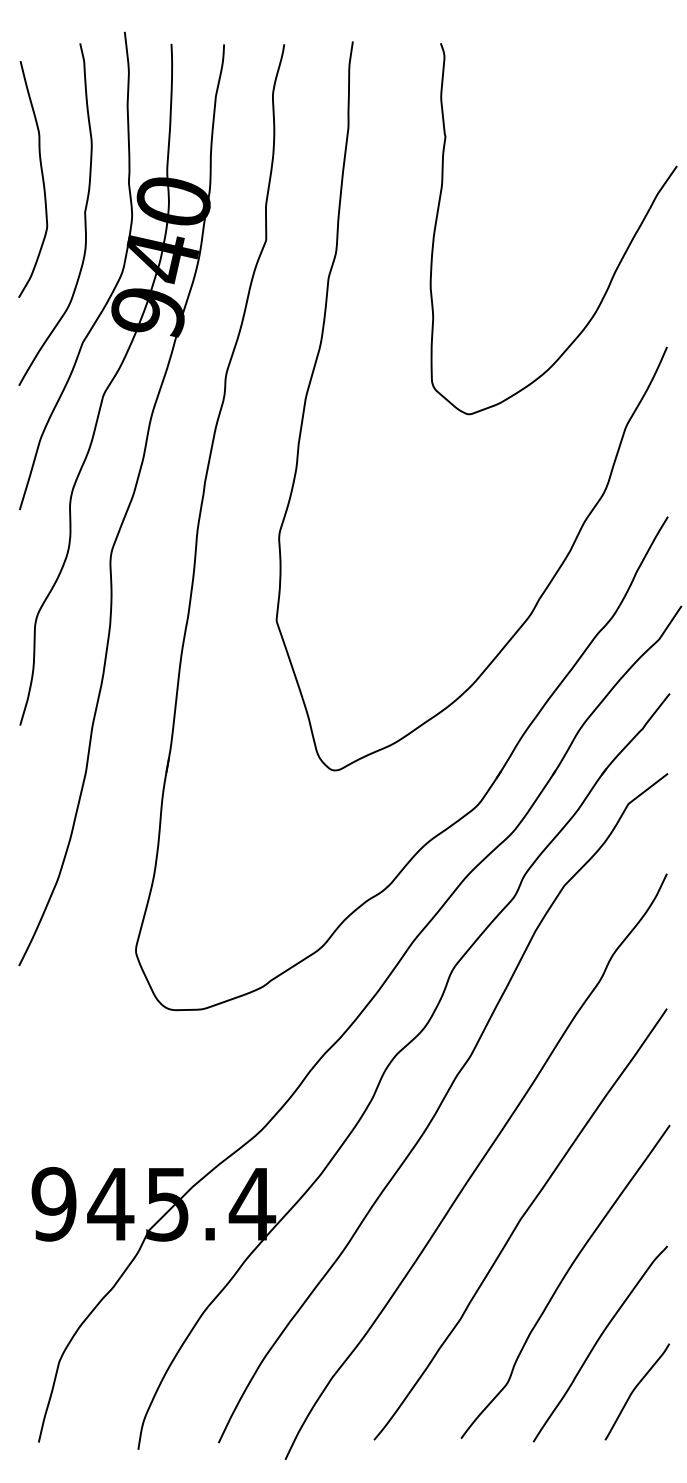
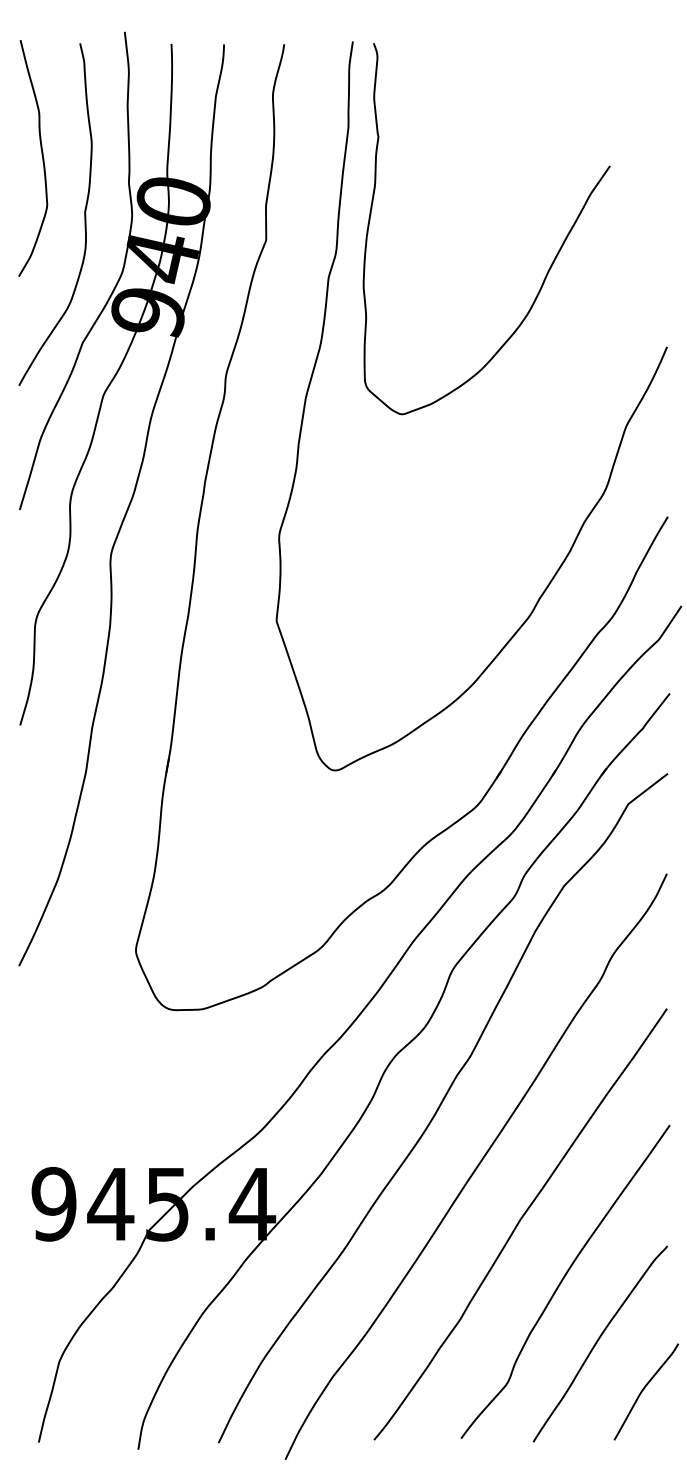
curve position: (41, 176) -> (41, 155) (41, 155)
curve position: (619, 261) -> (552, 261) (552, 261)
curve position: (635, 1389) -> (644, 1389) (644, 1389)
